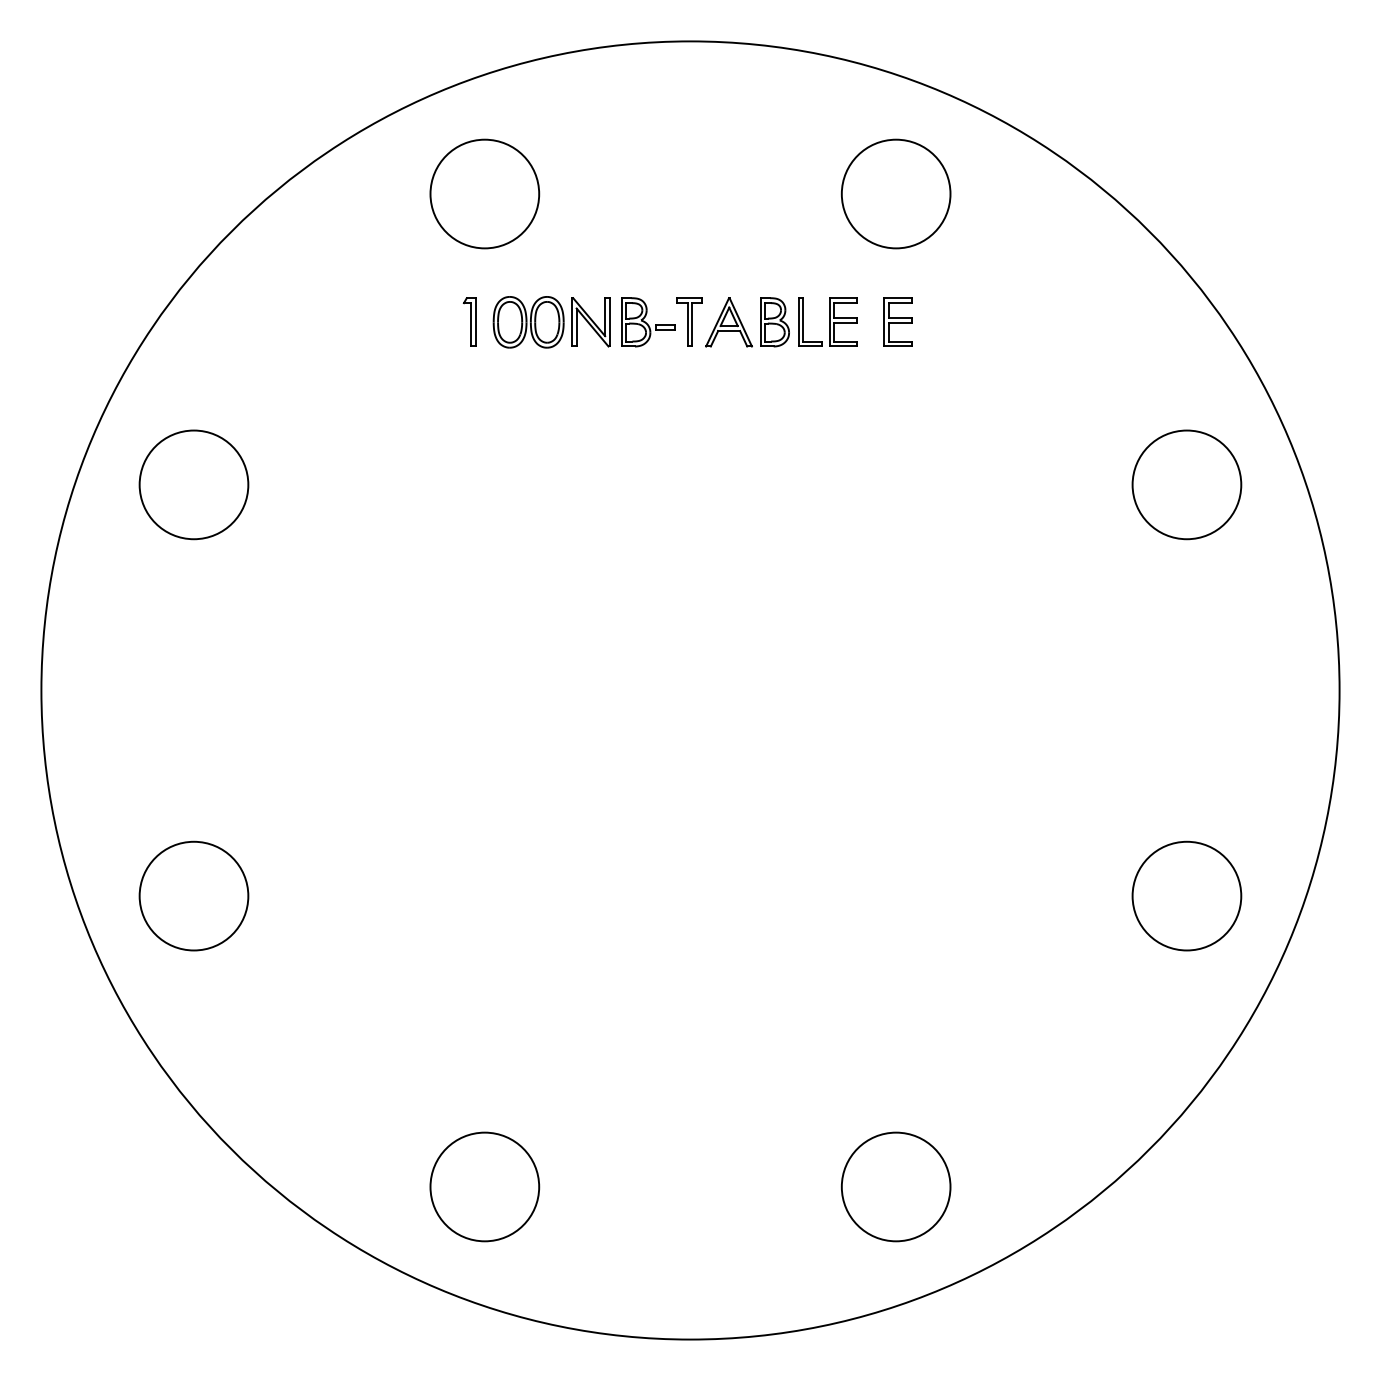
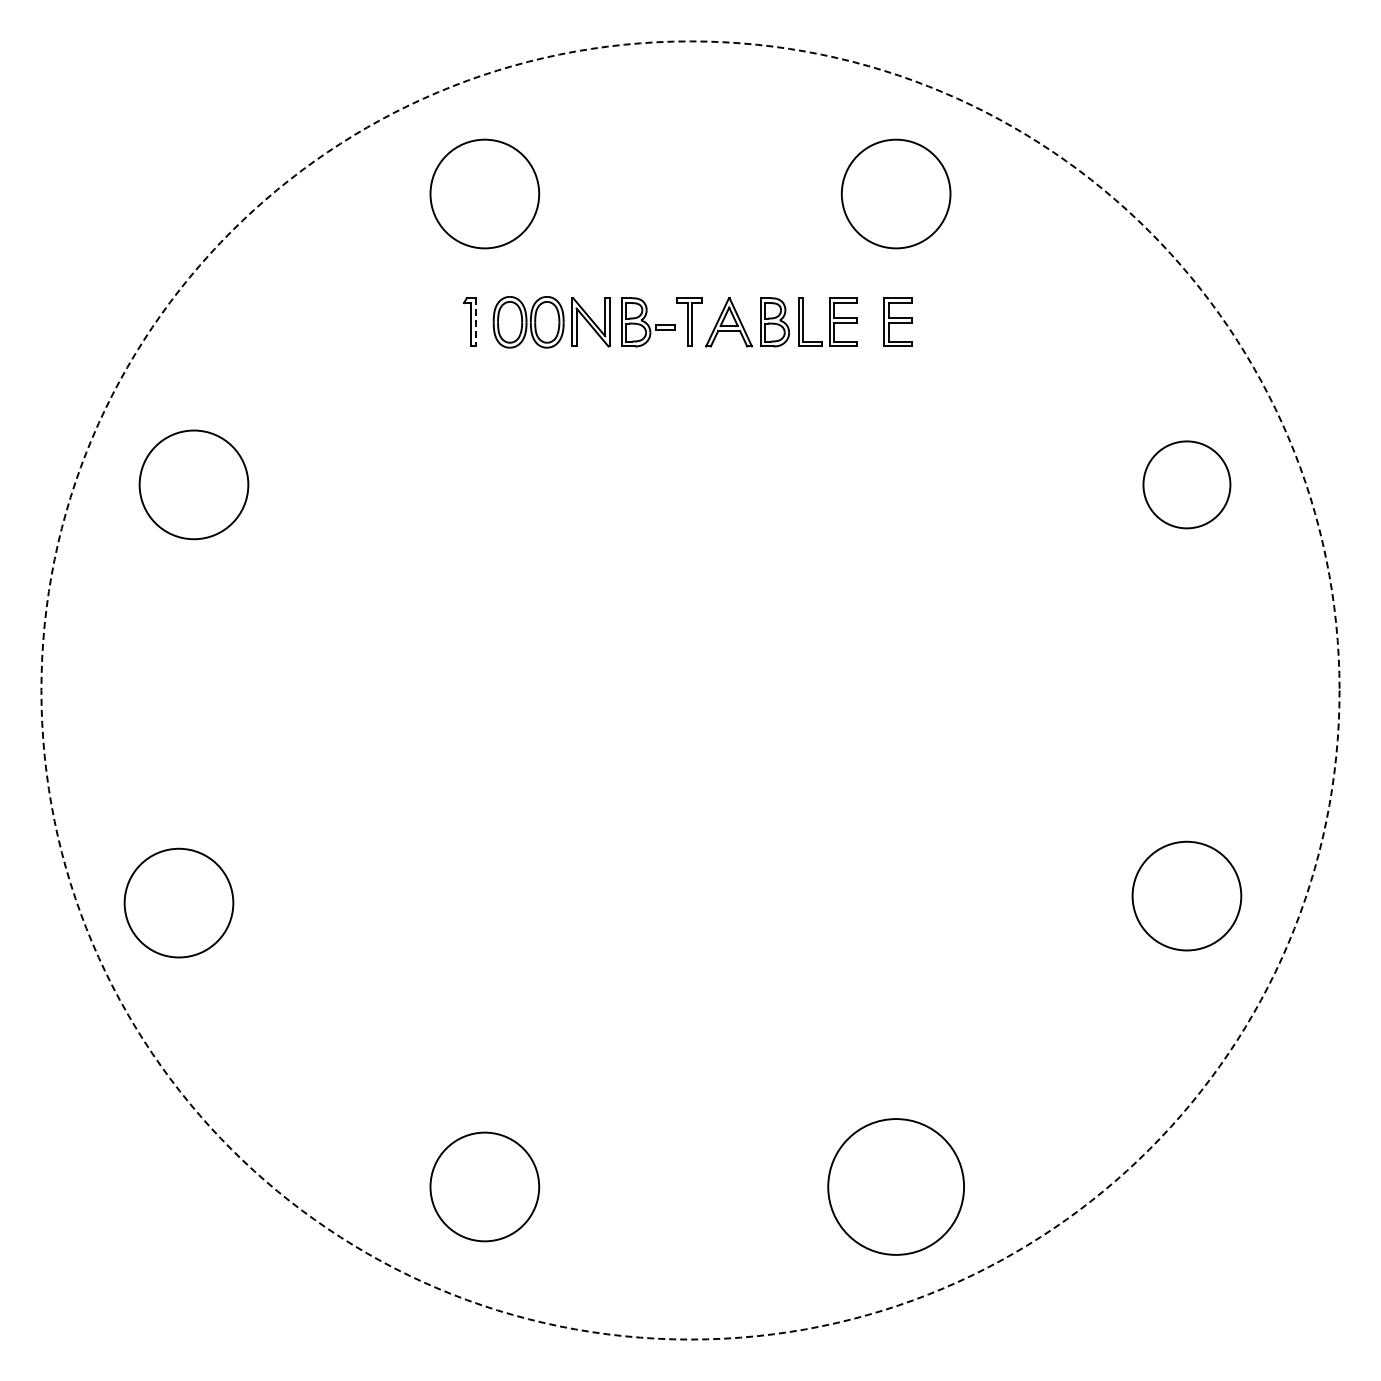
line: solid -> dashed (475, 322)
circle diameter: 109 px -> 87 px (1186, 484)
circle: solid -> dashed (690, 690)
circle position: (193, 895) -> (178, 902) (178, 902)
circle diameter: 109 px -> 136 px (896, 1186)
